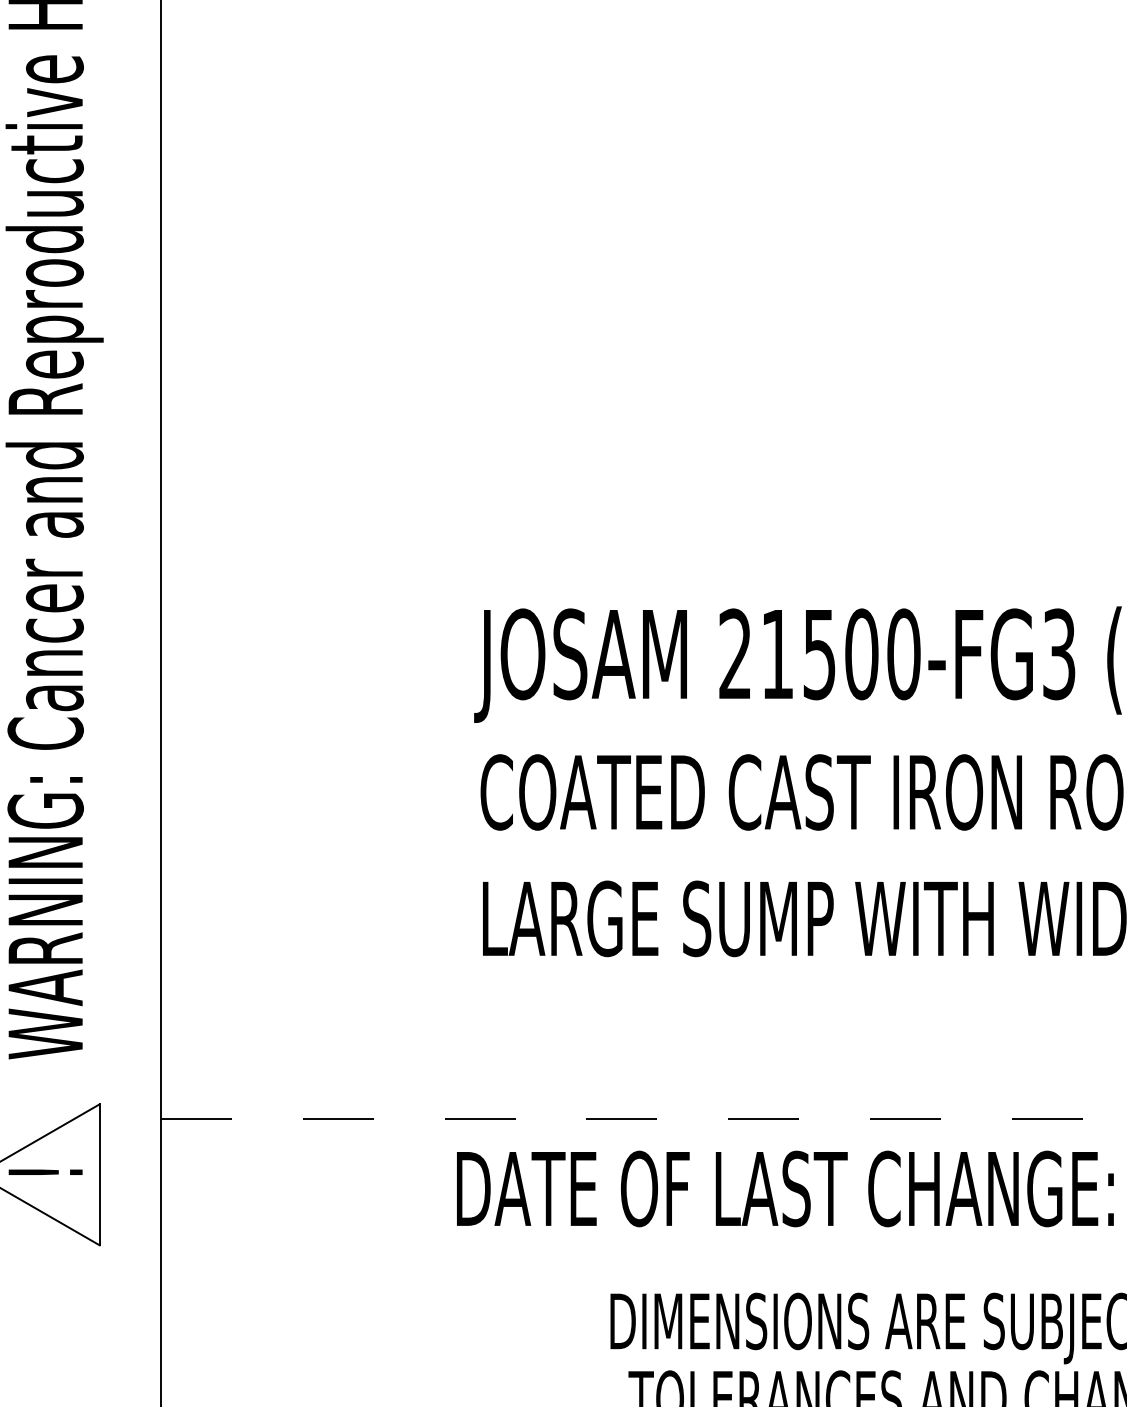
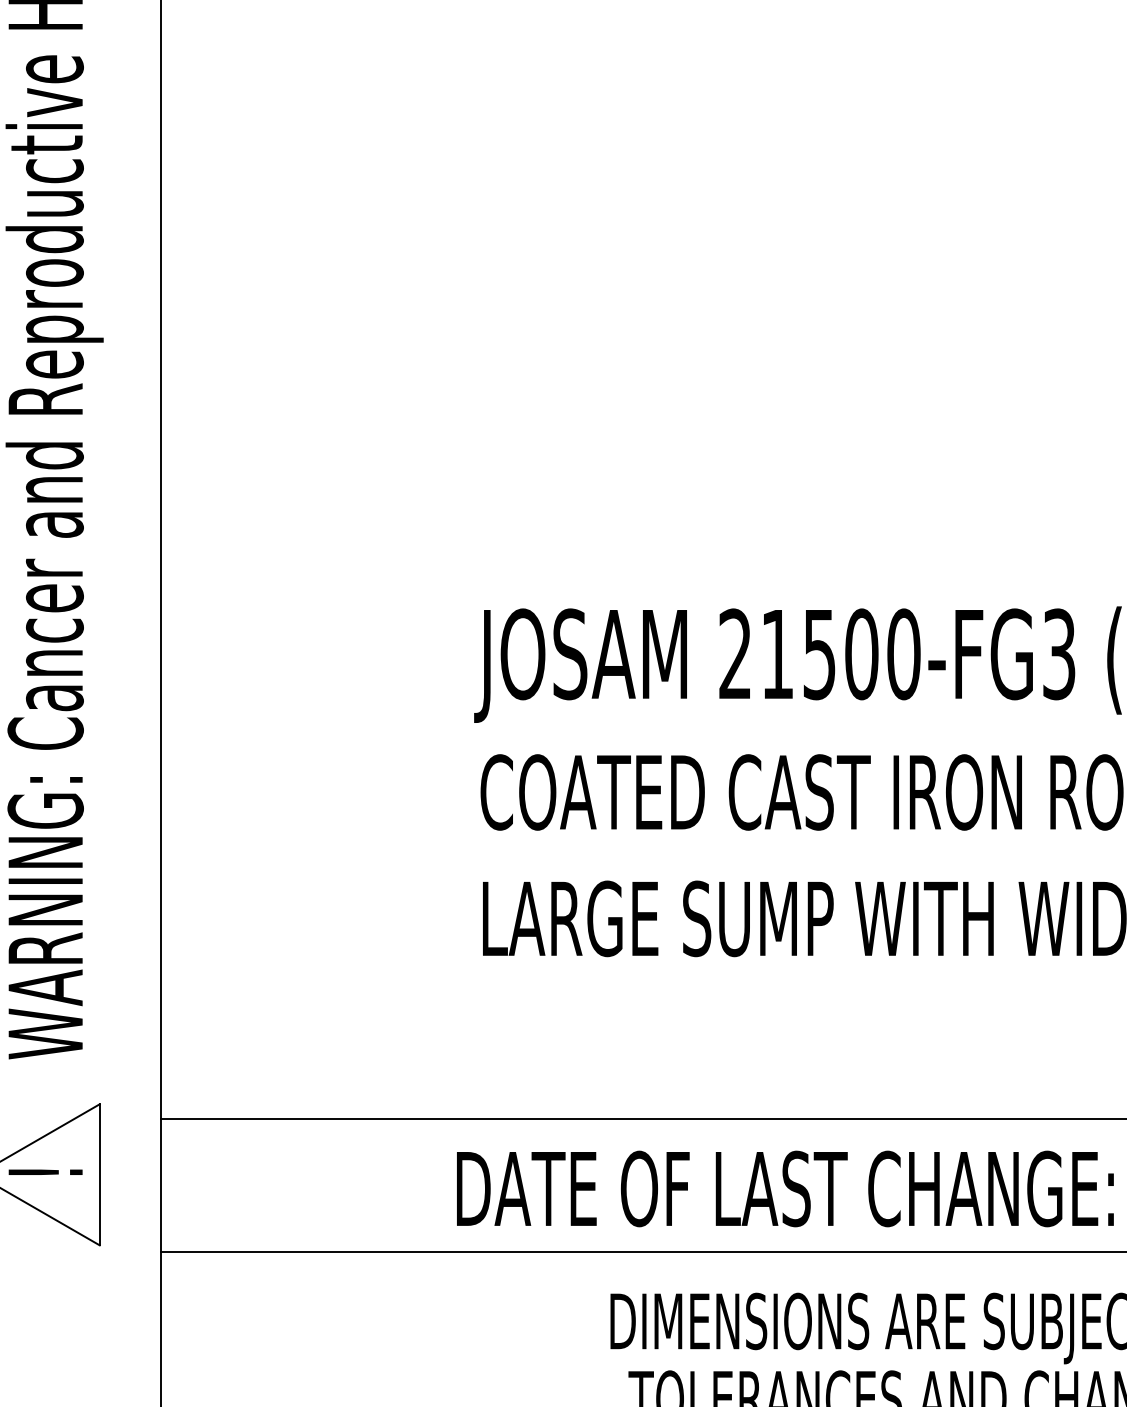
line: dashed -> solid (643, 1119)
line: none -> present (641, 1252)
